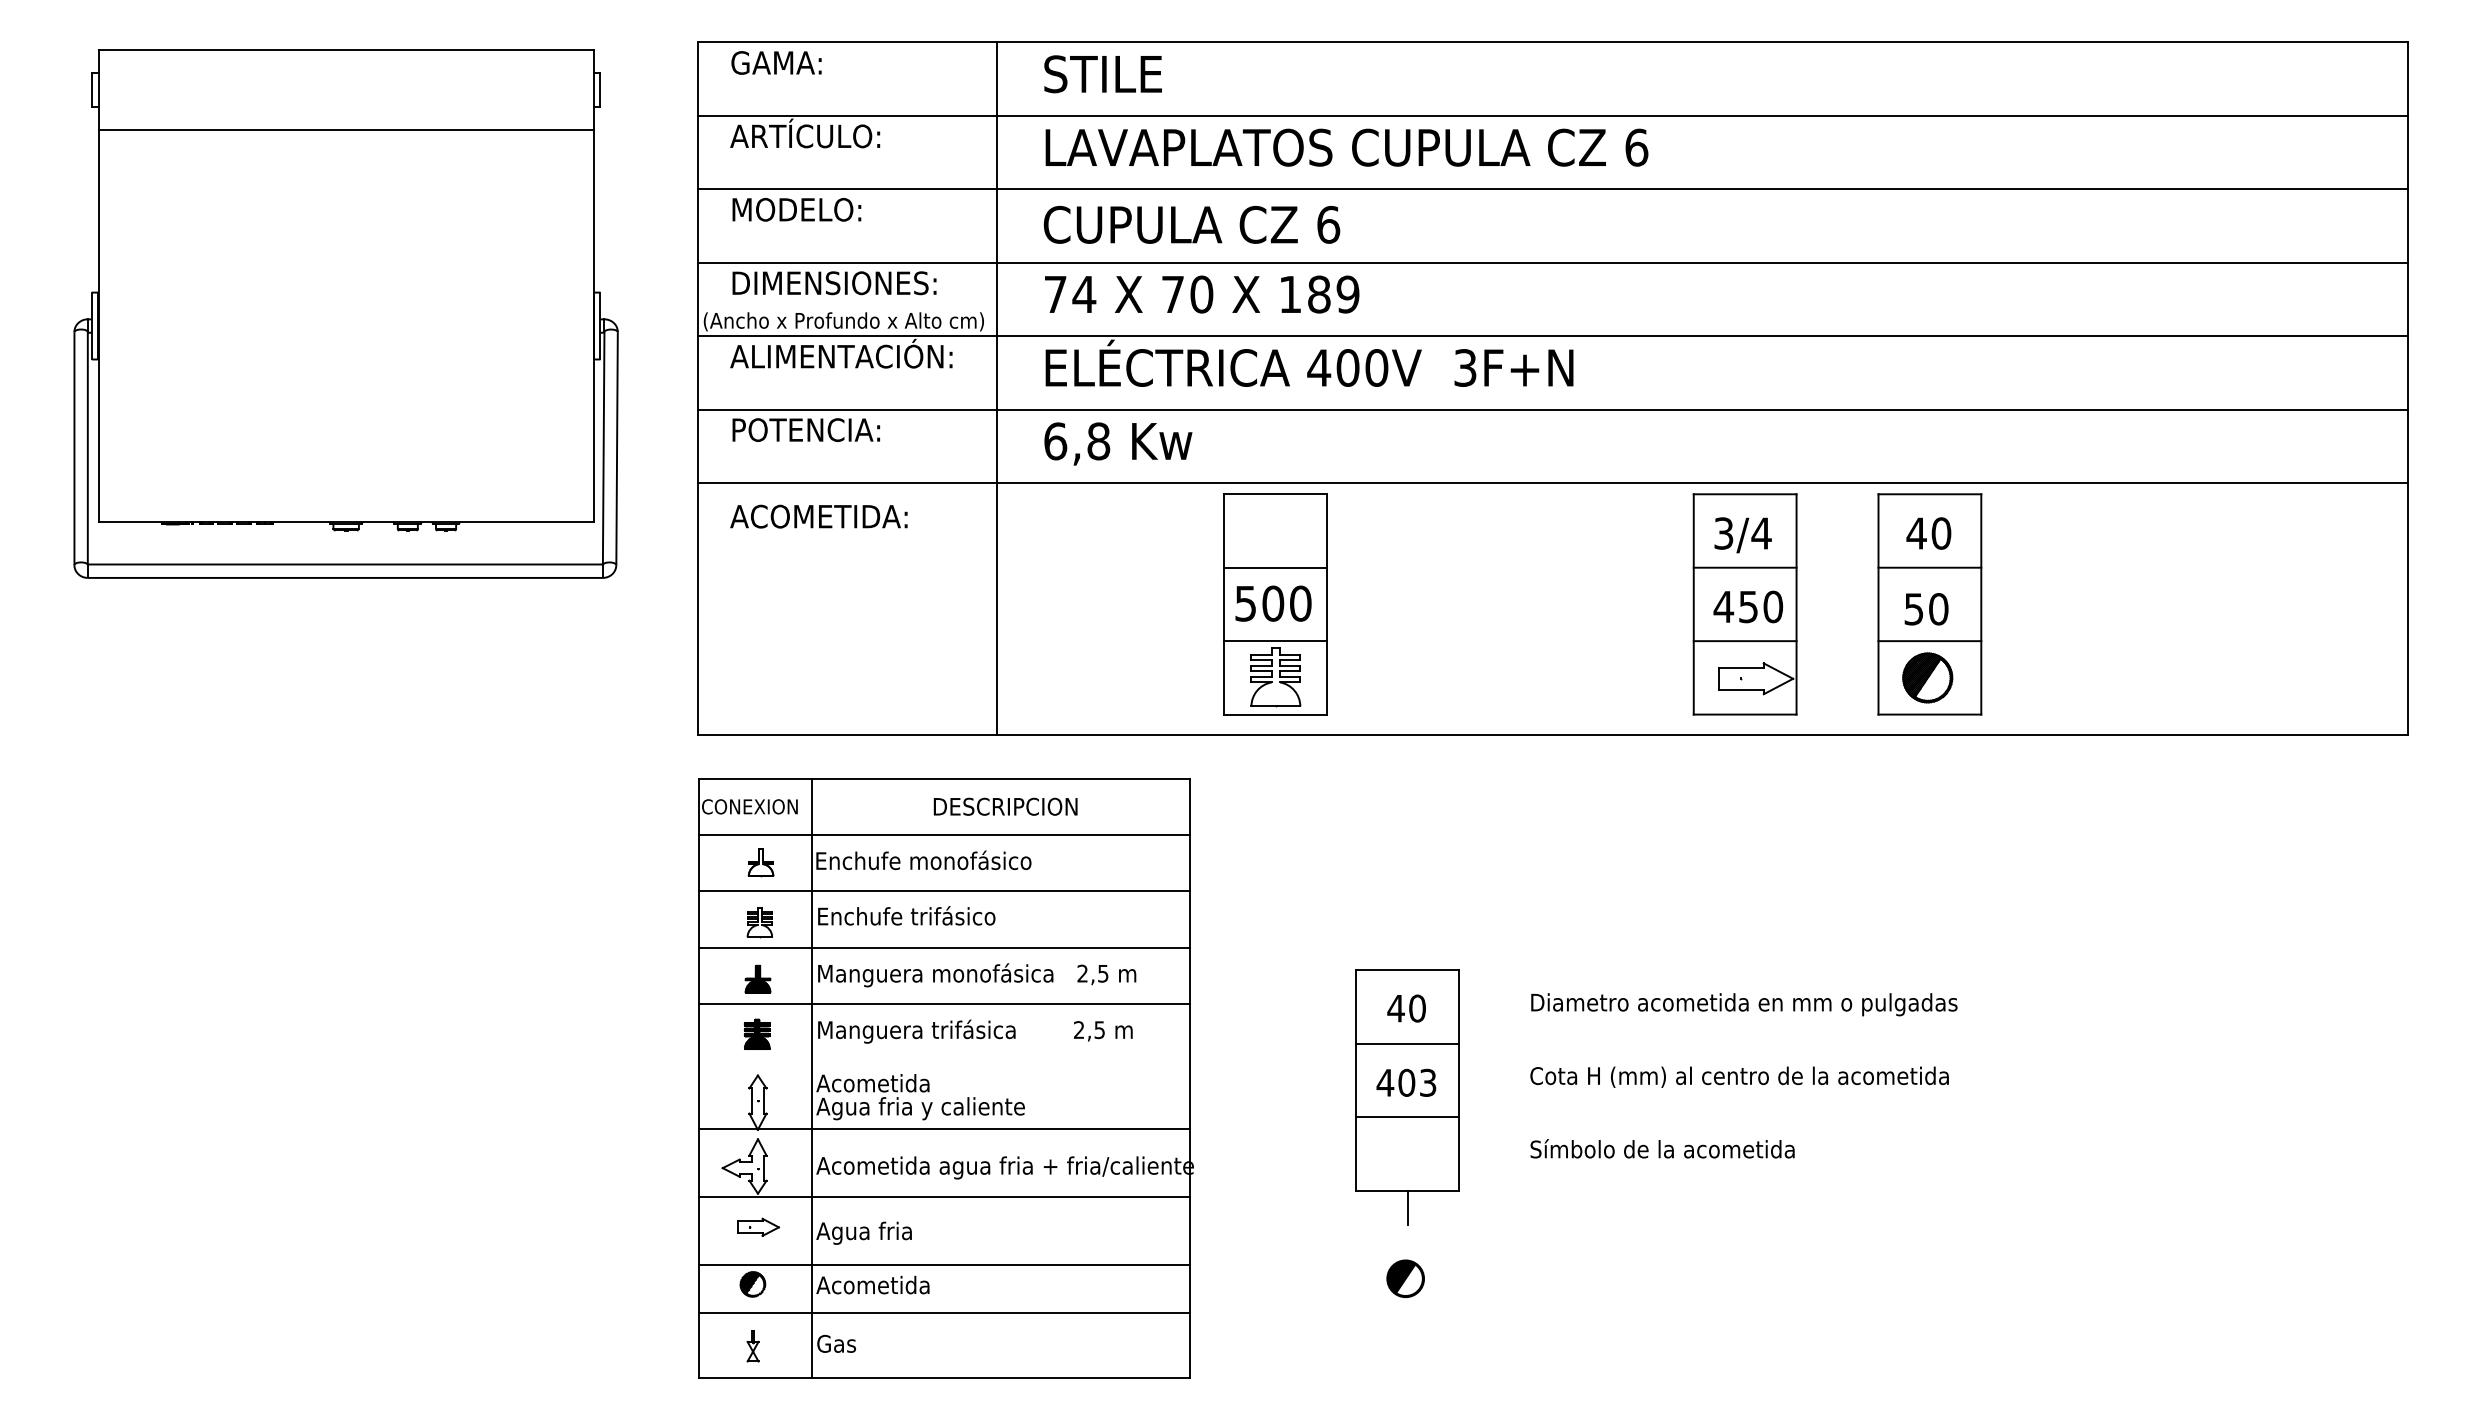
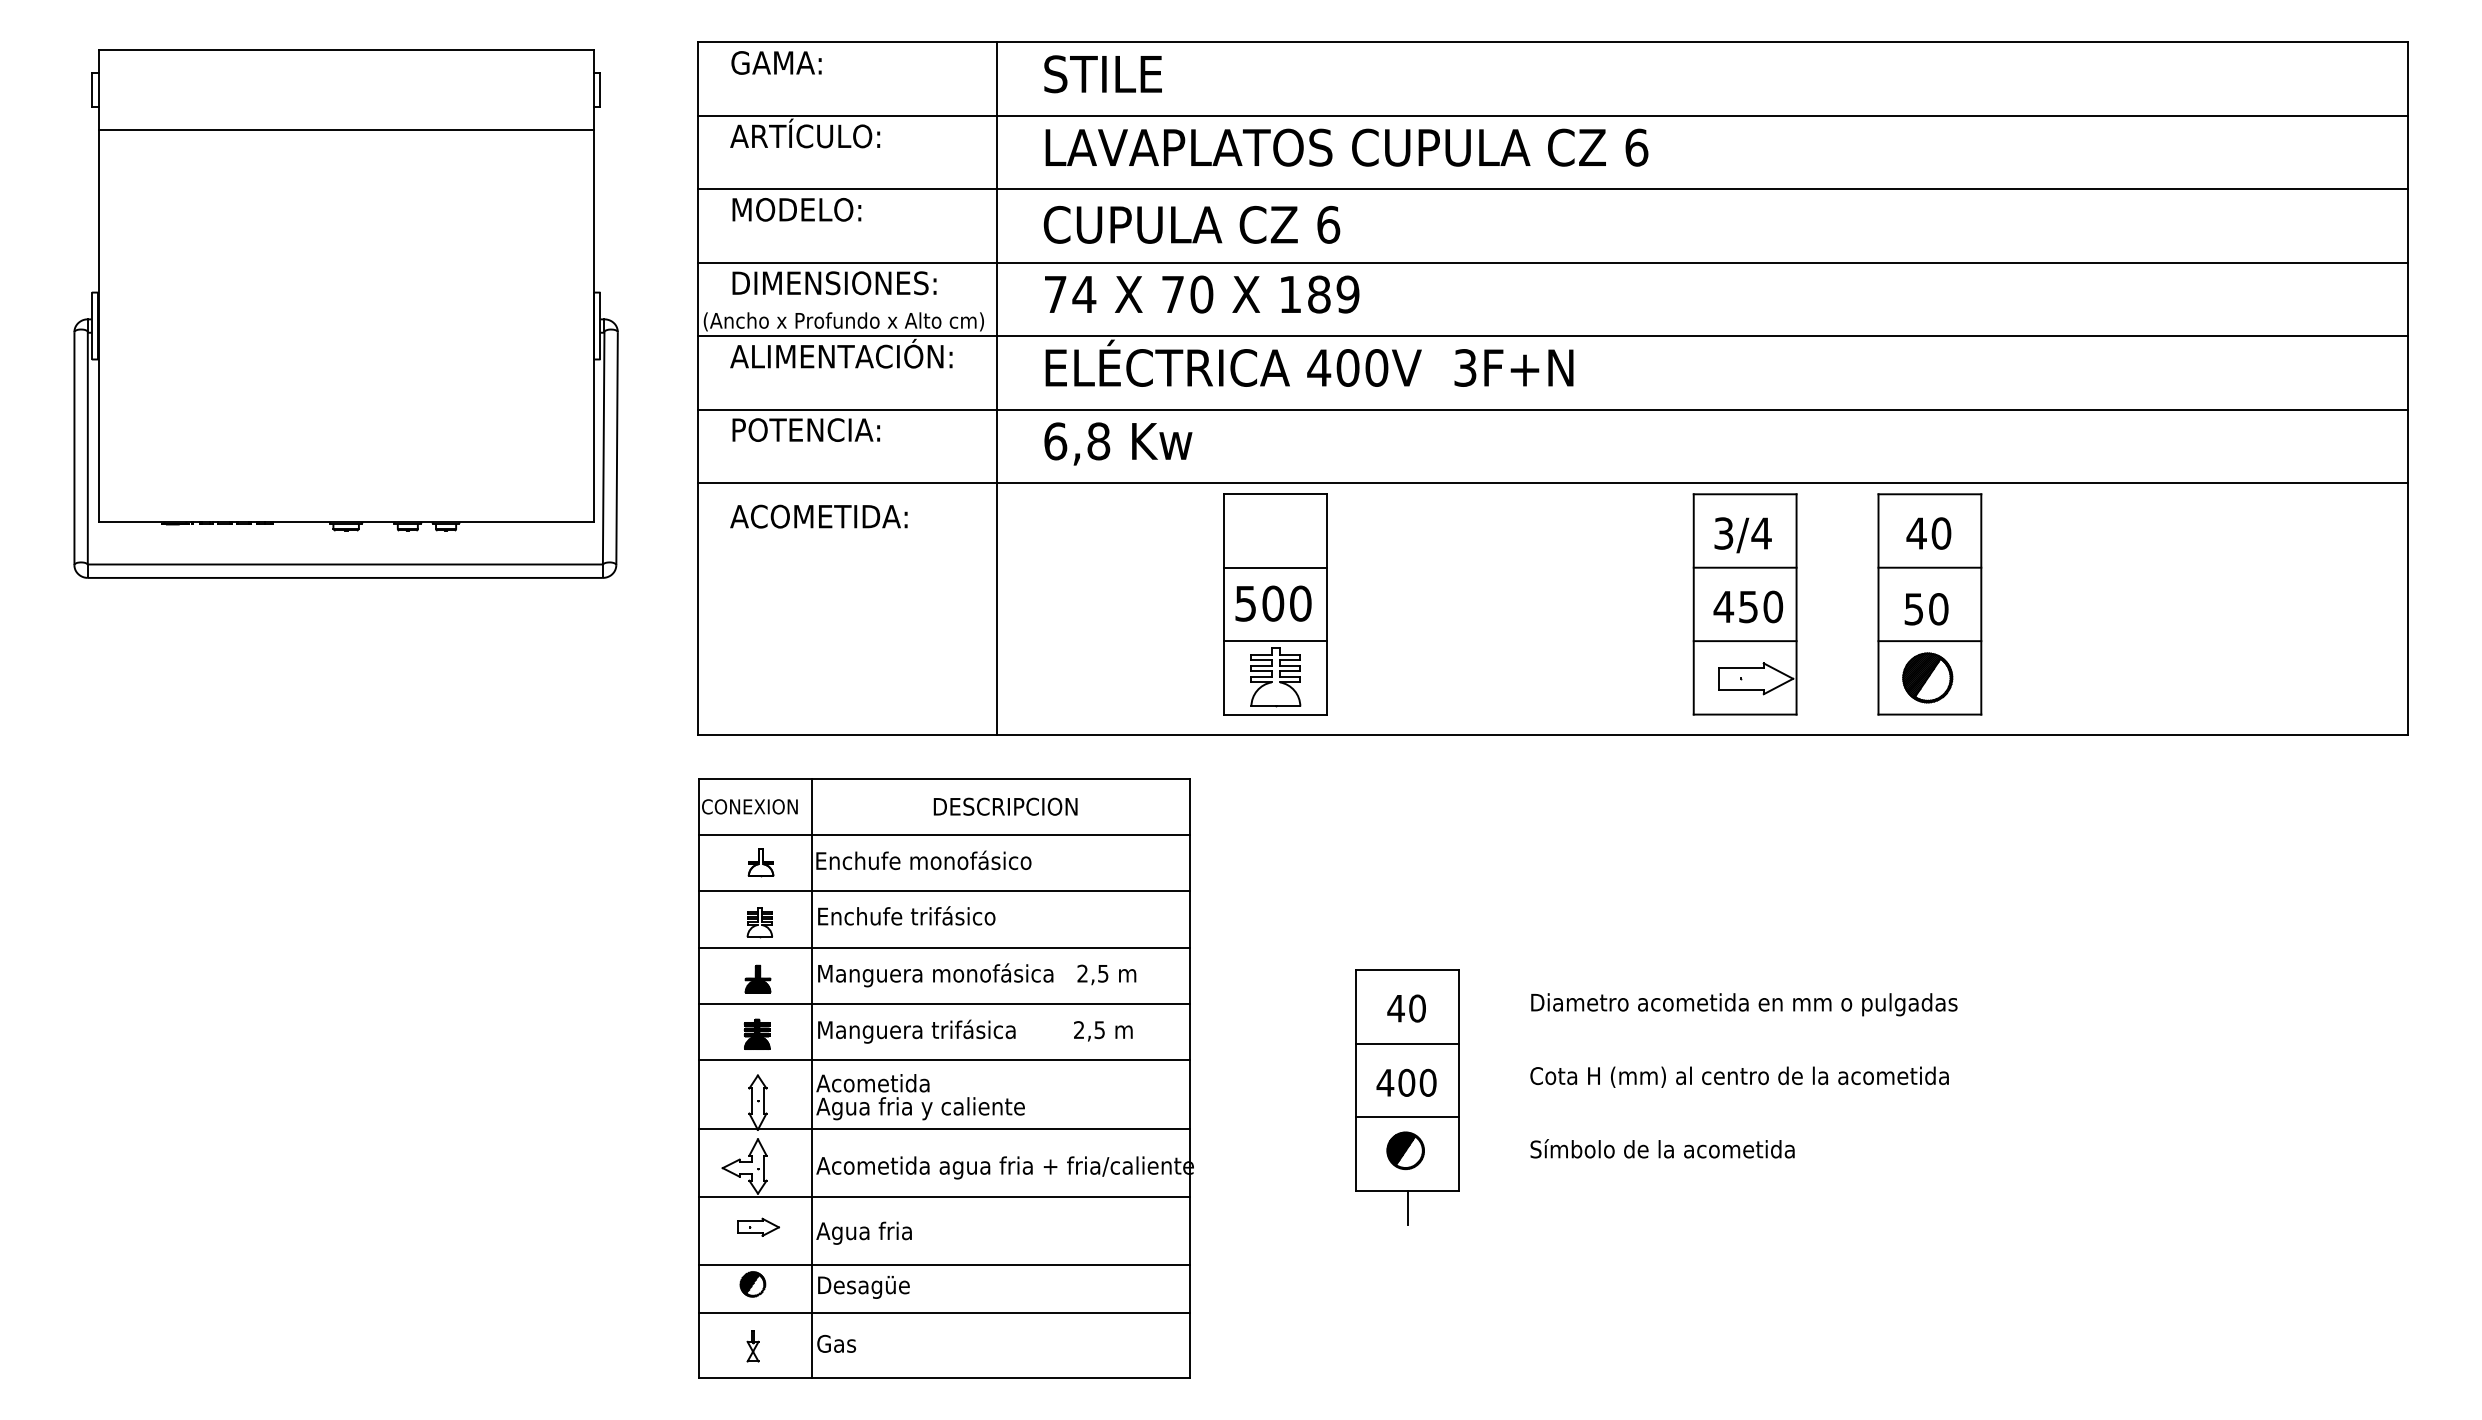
line: none -> present (944, 1060)
text: 403 -> 400 (1427, 1082)
part position: (1405, 1278) -> (1405, 1150) (1405, 1150)
text: Acometida -> Desagüe (872, 1286)
